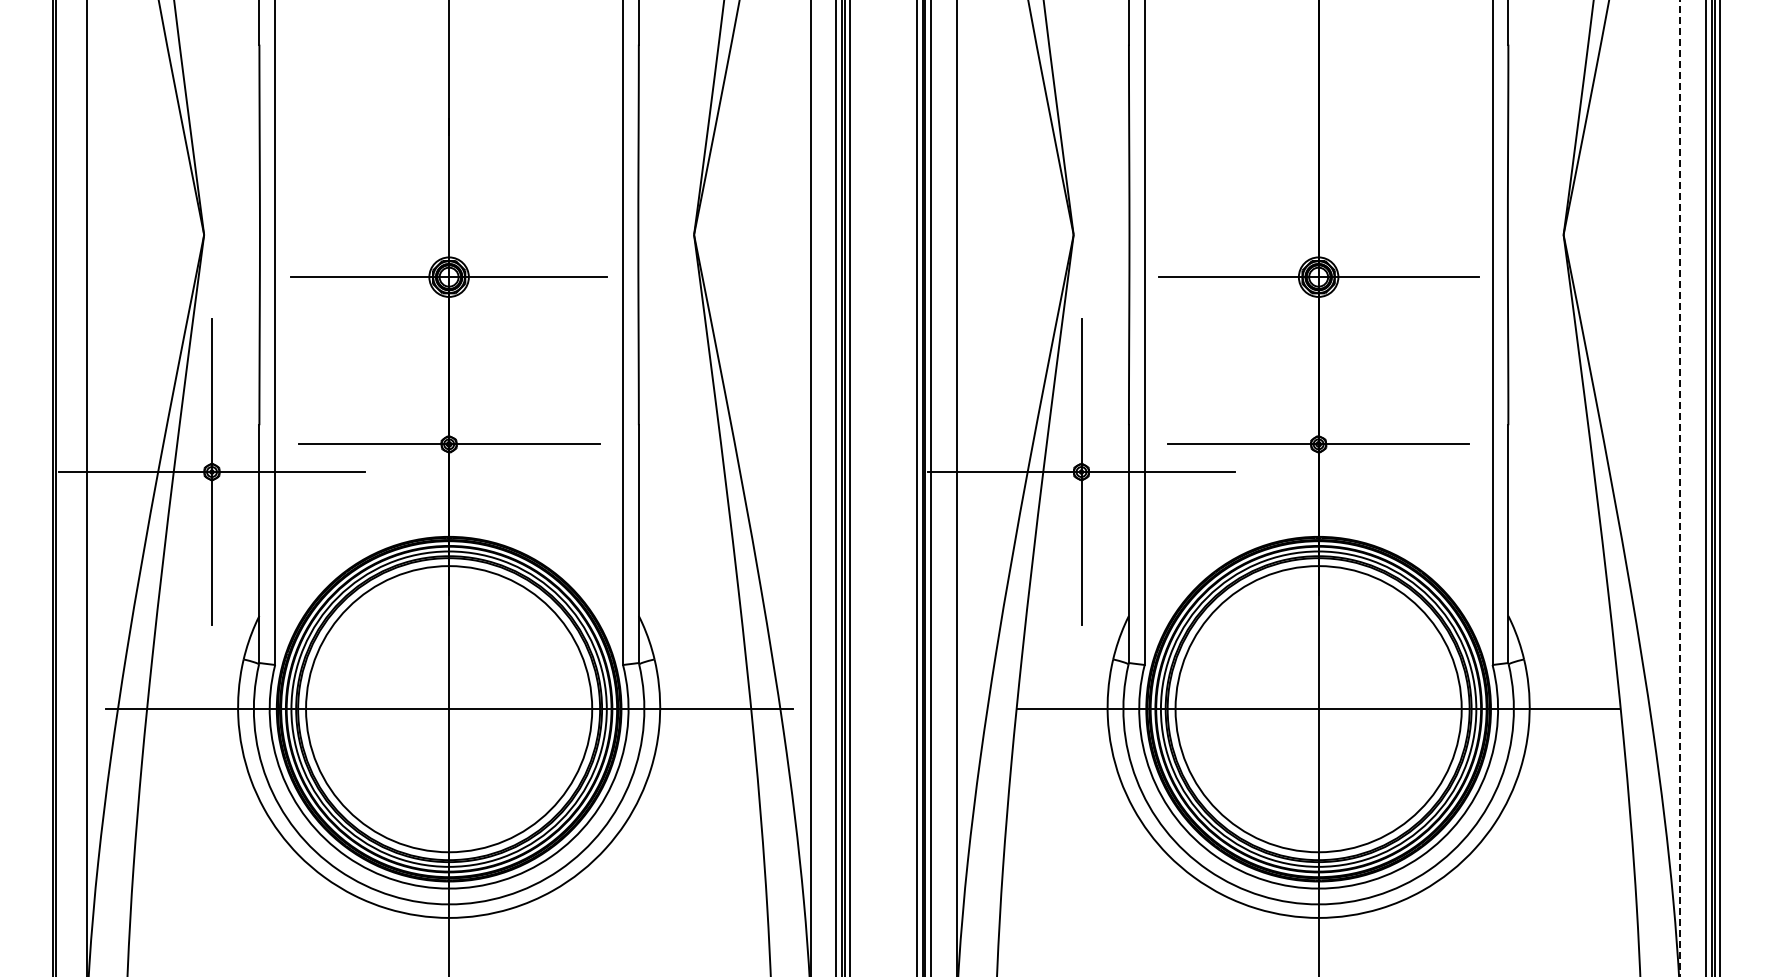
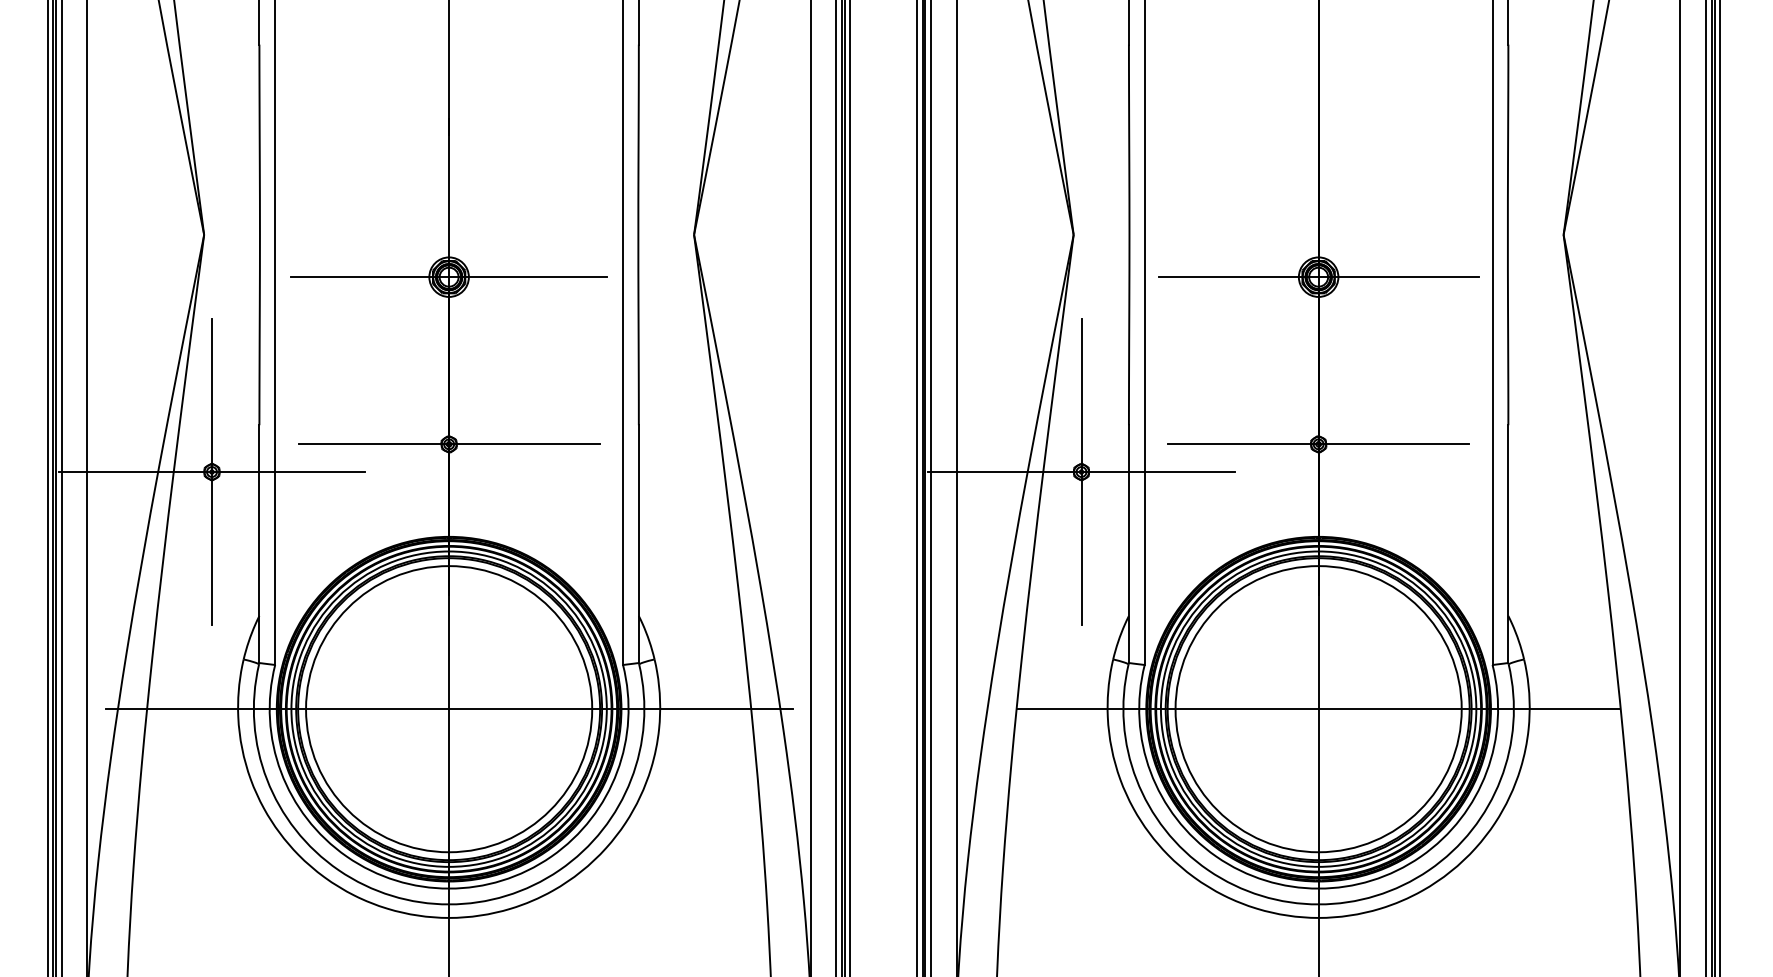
line: none -> present (47, 487)
line: none -> present (61, 487)
line: dashed -> solid (1680, 488)
